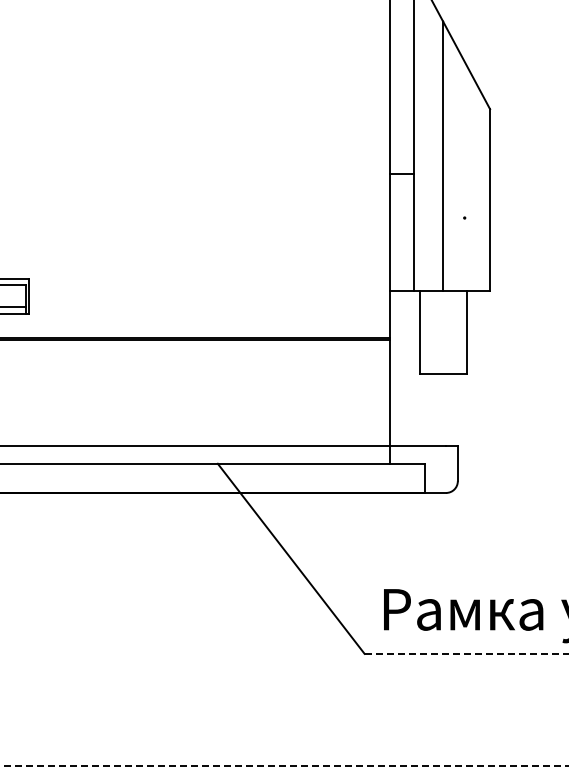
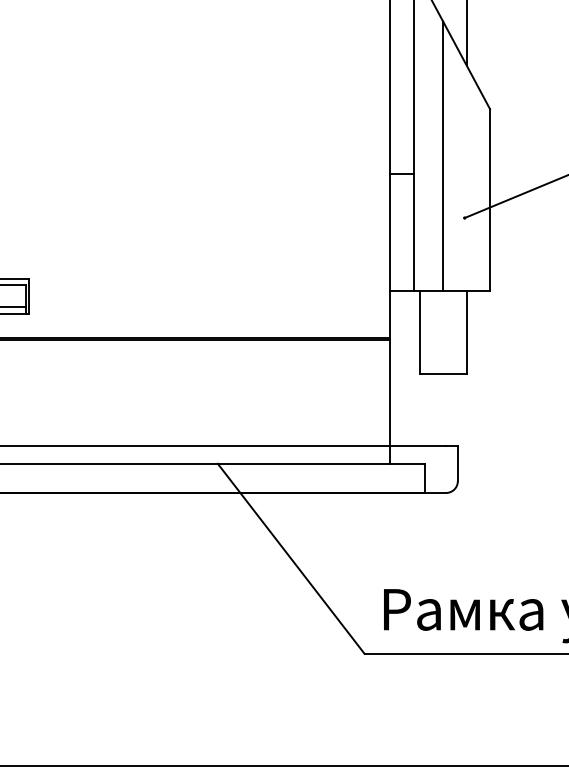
line: none -> present (466, 33)
line: none -> present (514, 197)
line: dashed -> solid (466, 653)
line: dashed -> solid (284, 765)
